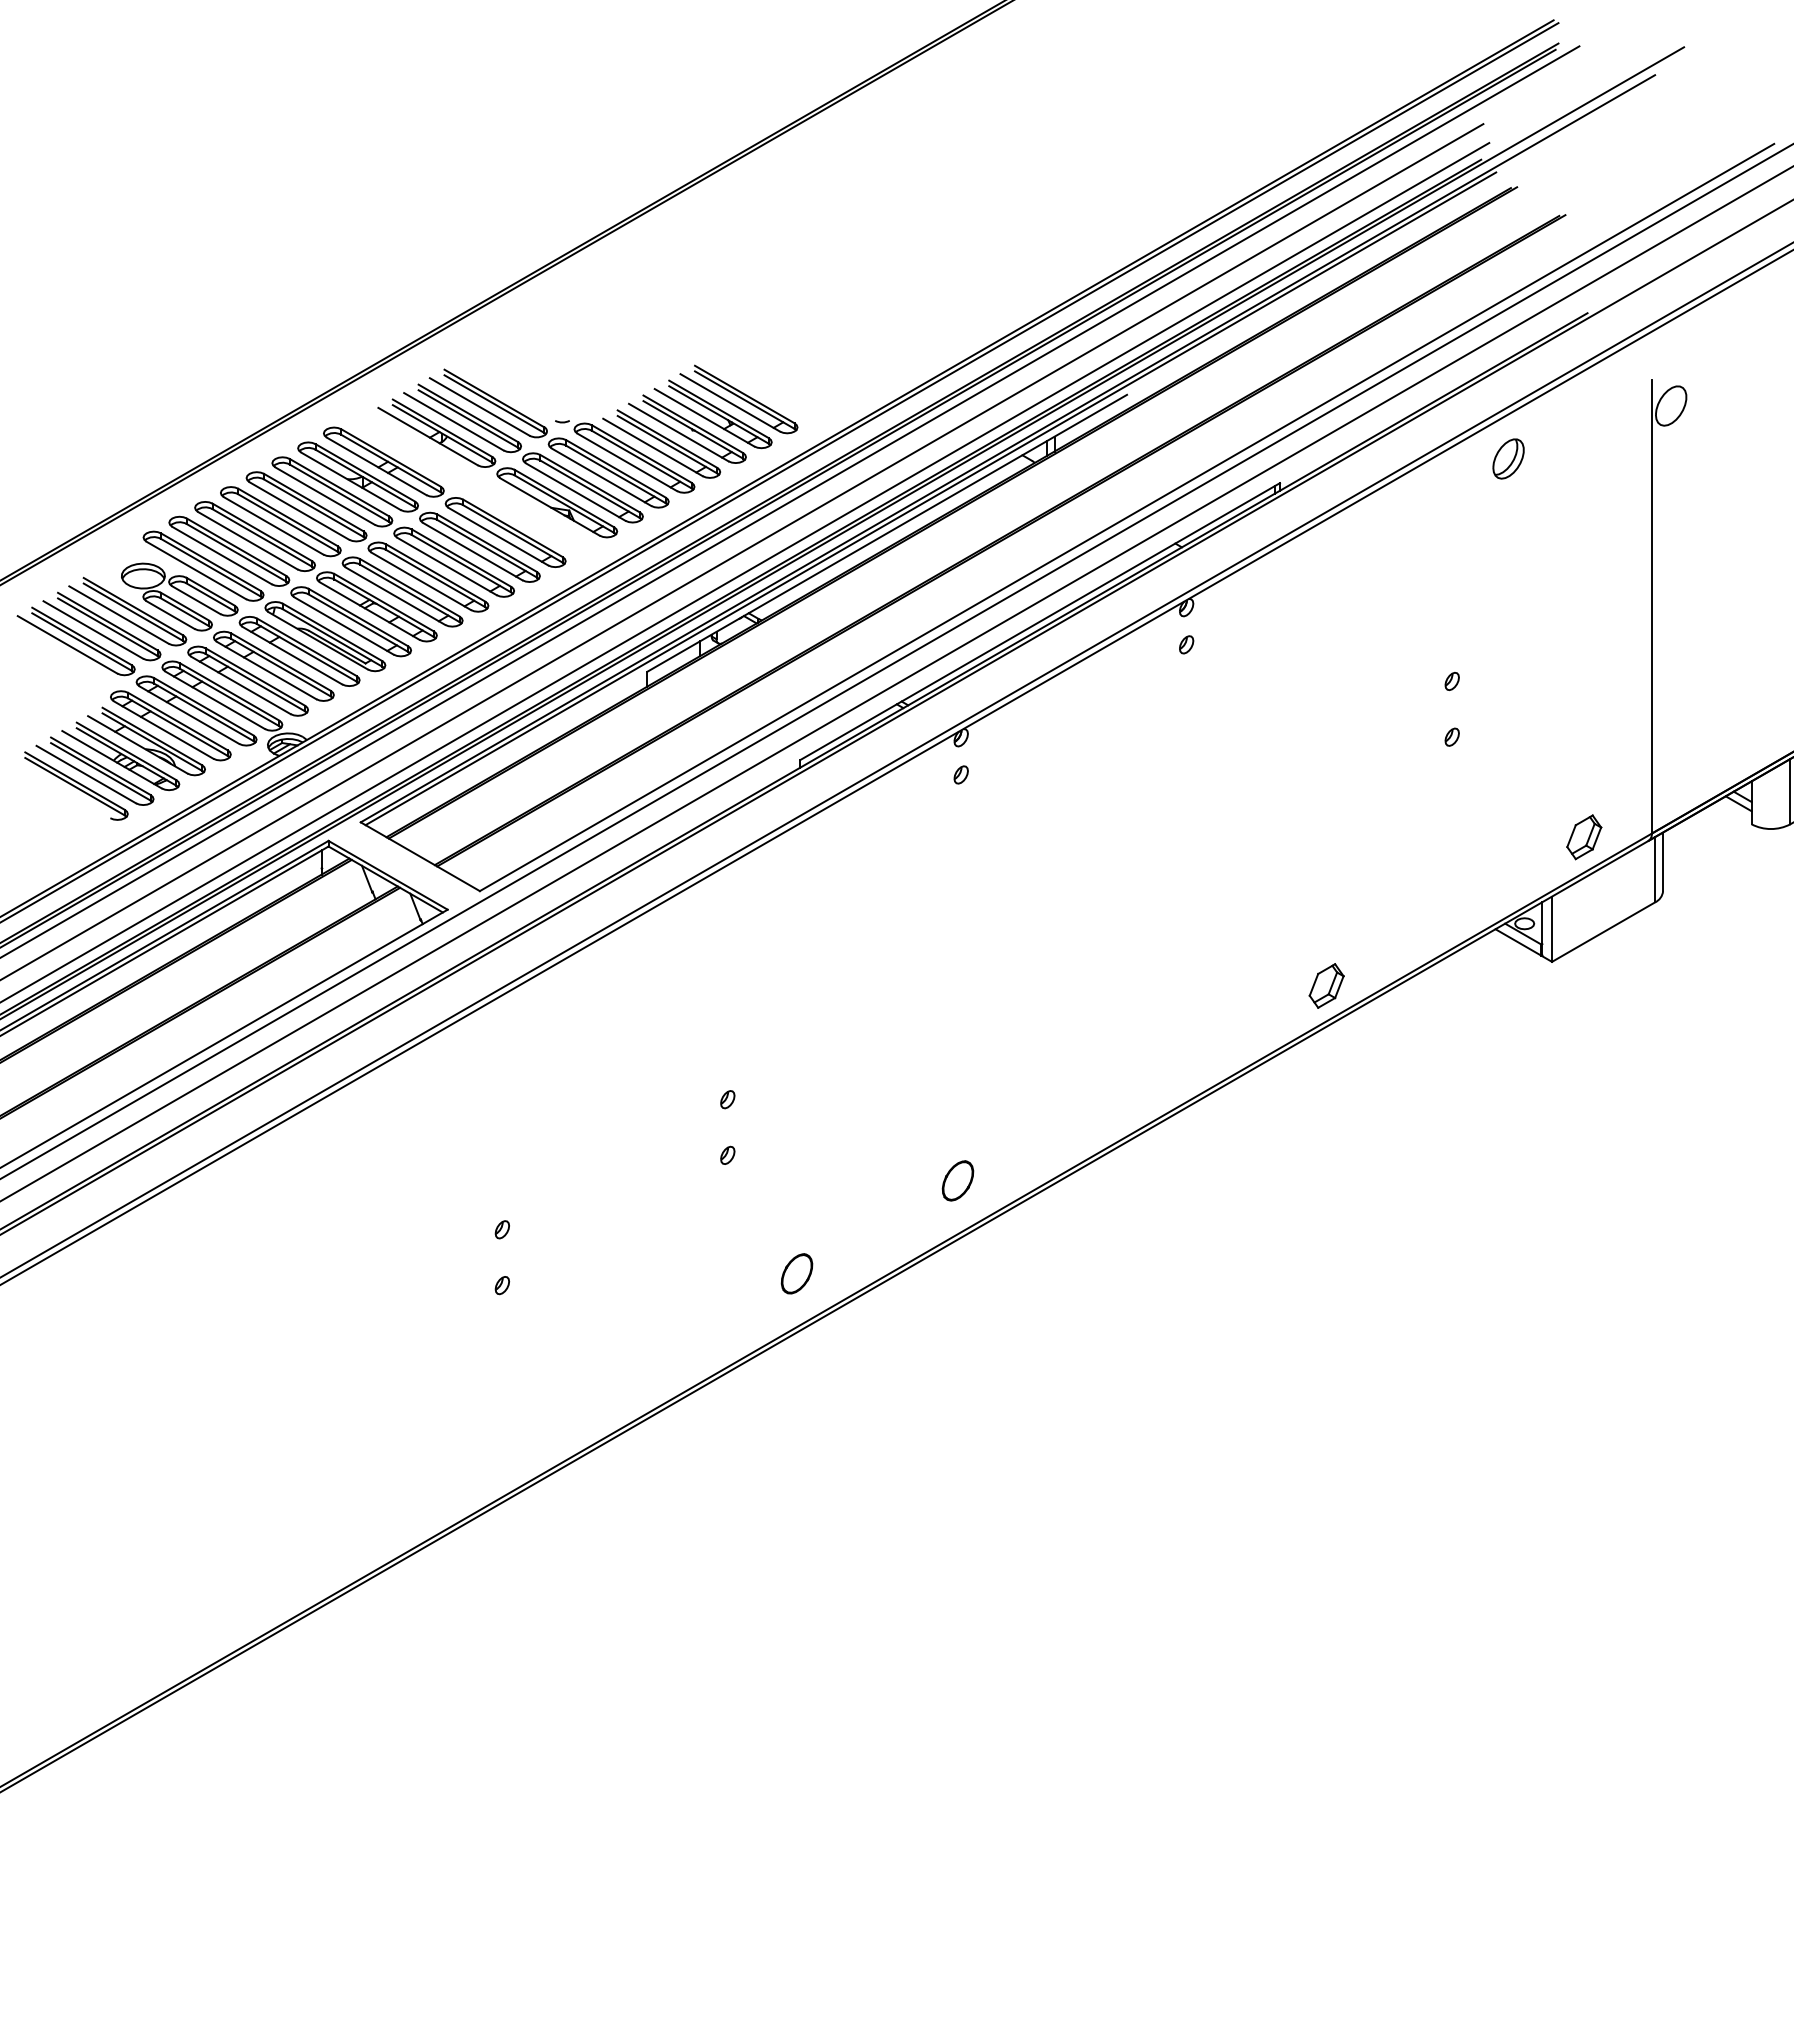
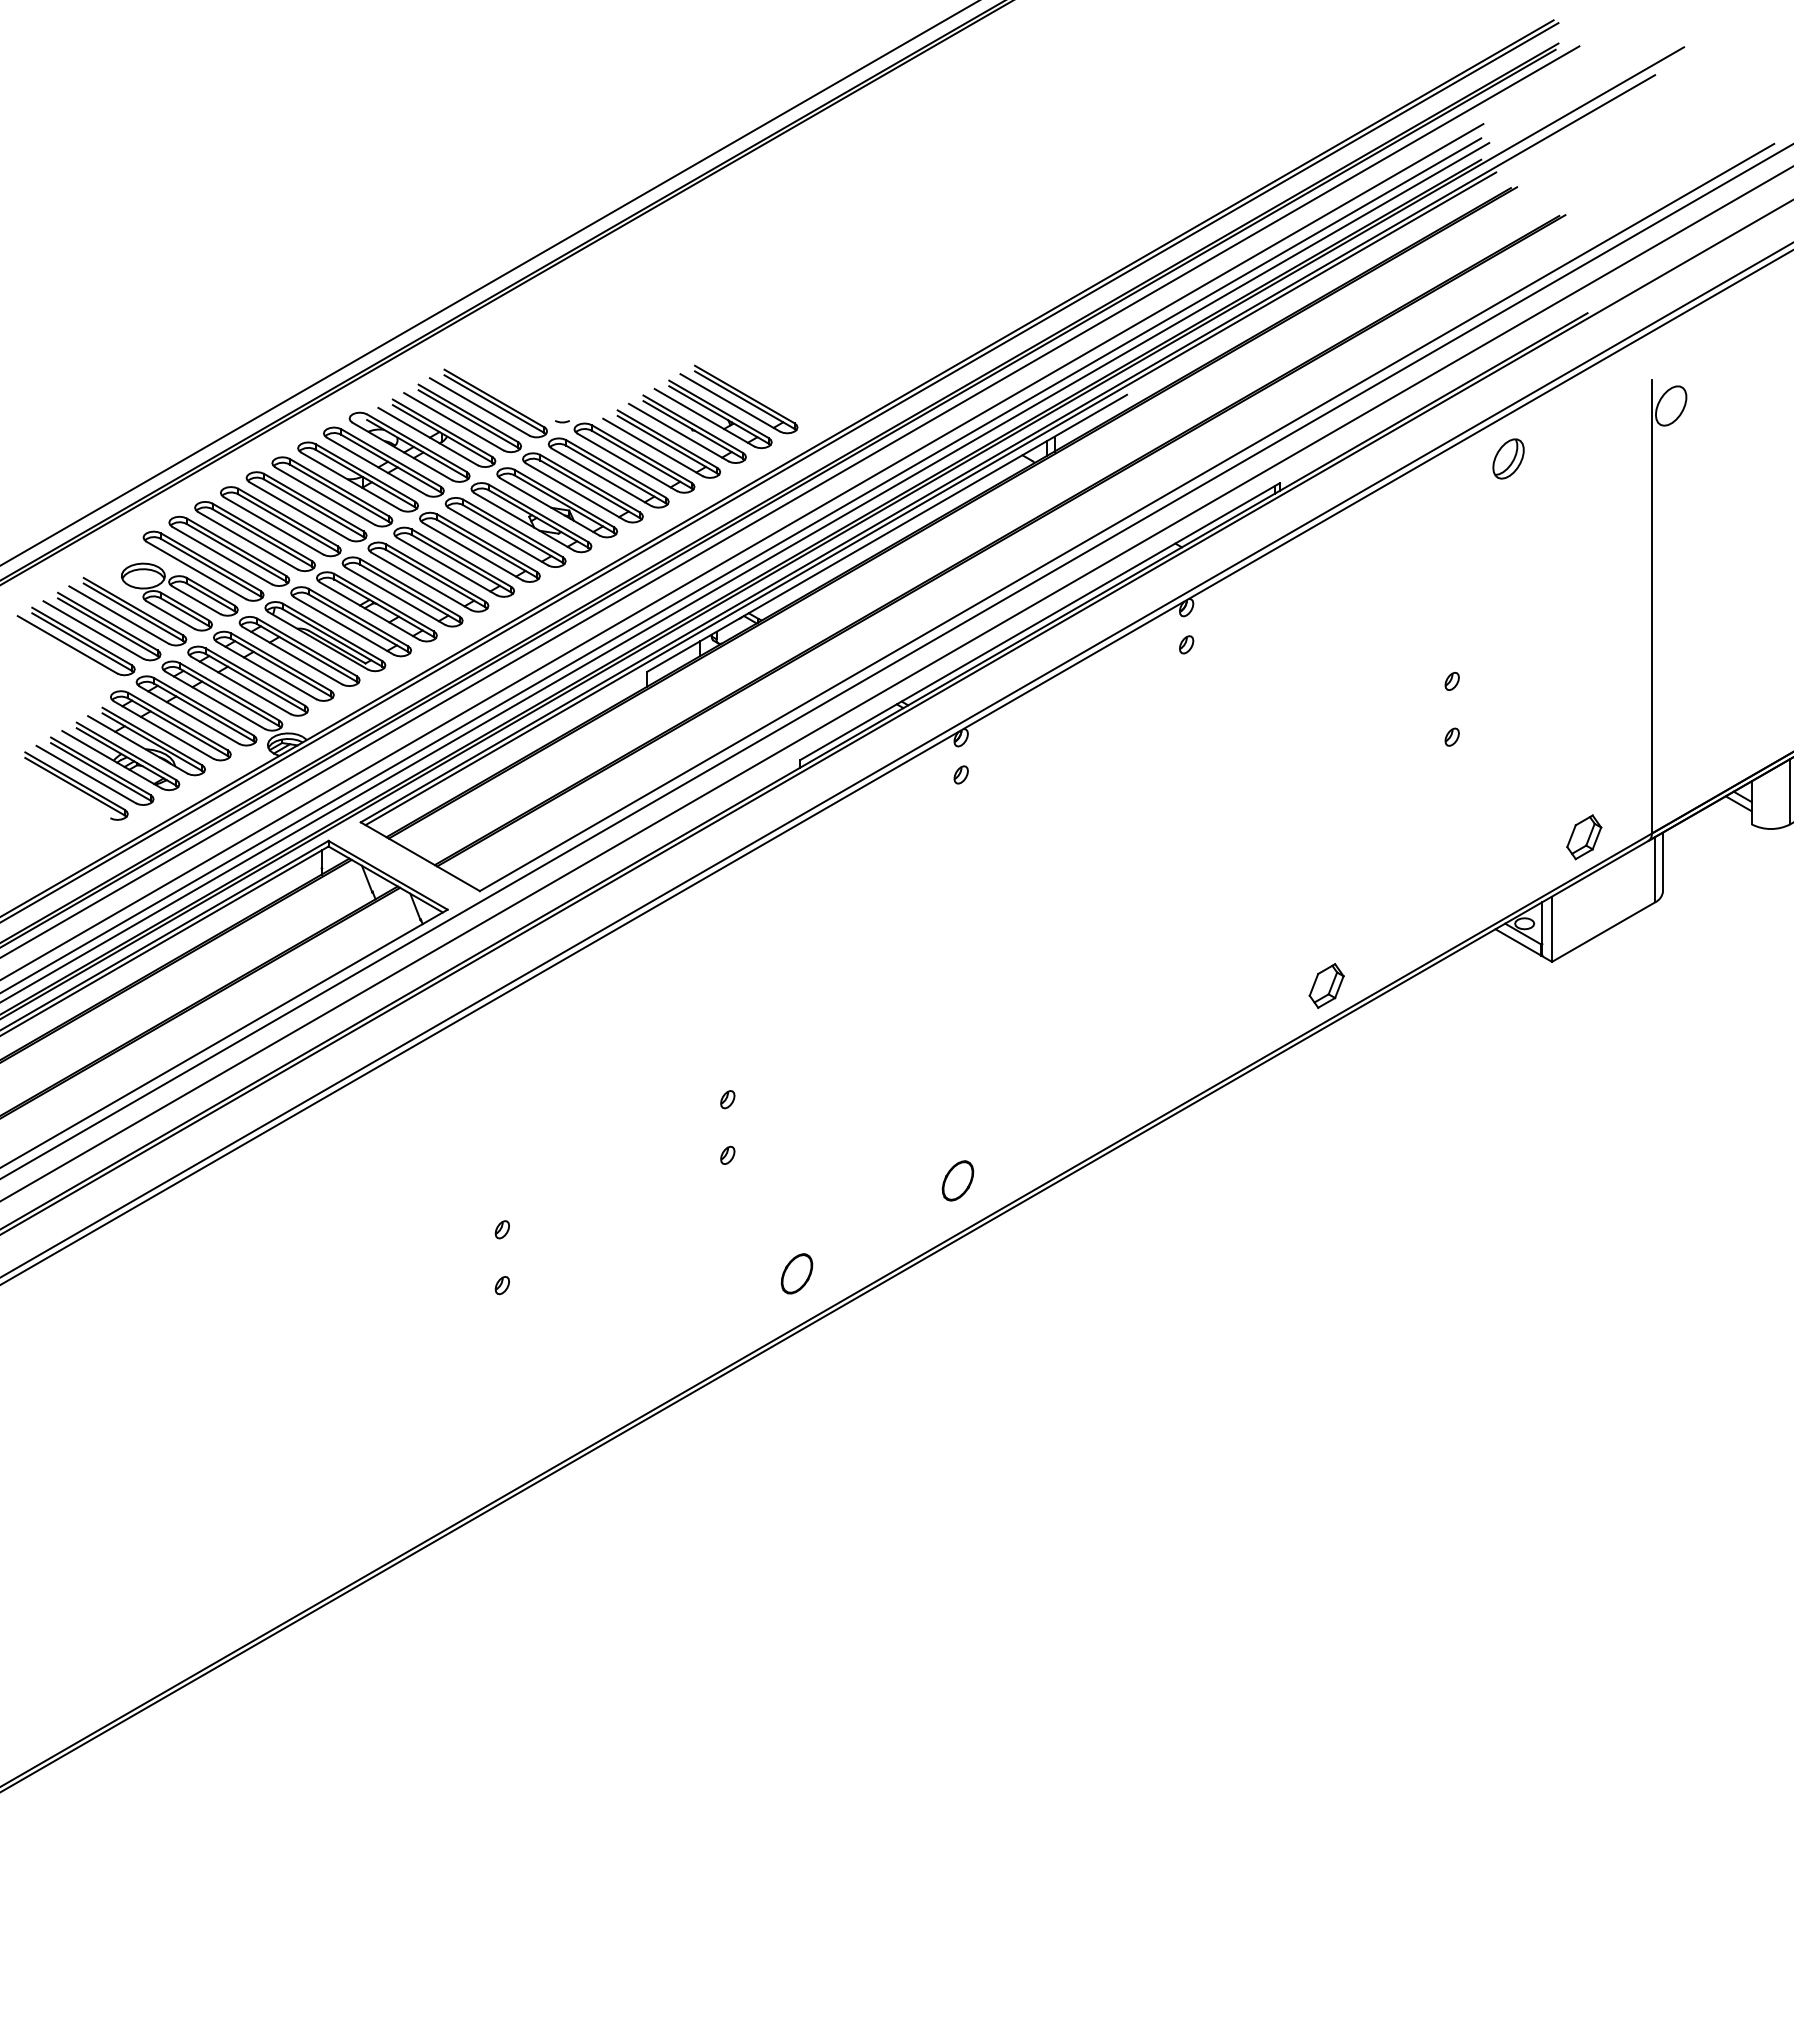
line: none -> present (489, 283)
part: none -> present (470, 482)
line: none -> present (741, 565)
